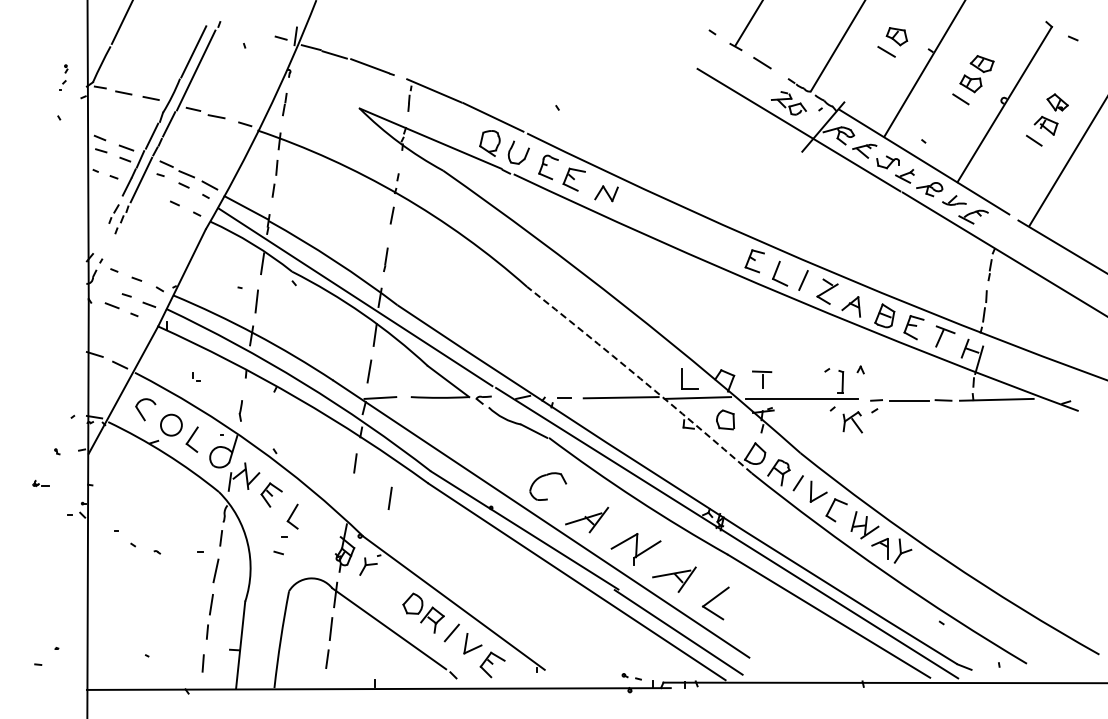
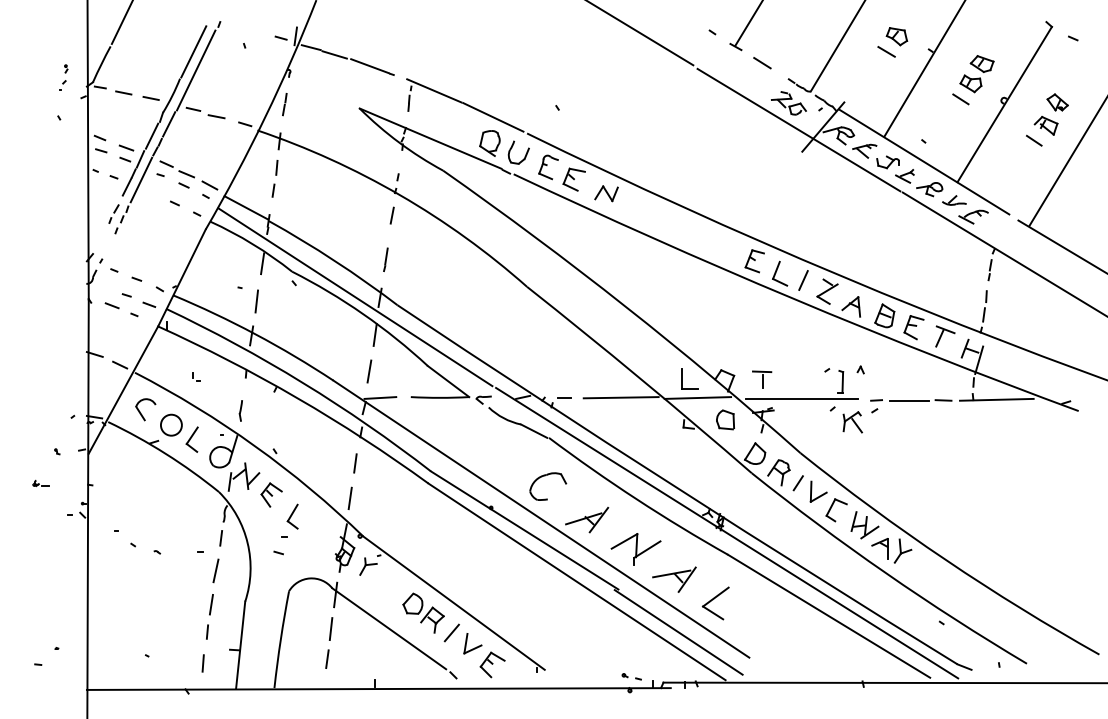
line: none -> present (640, 33)
arc: dashed -> solid (640, 378)
line position: (389, 497) -> (349, 497) (349, 497)
